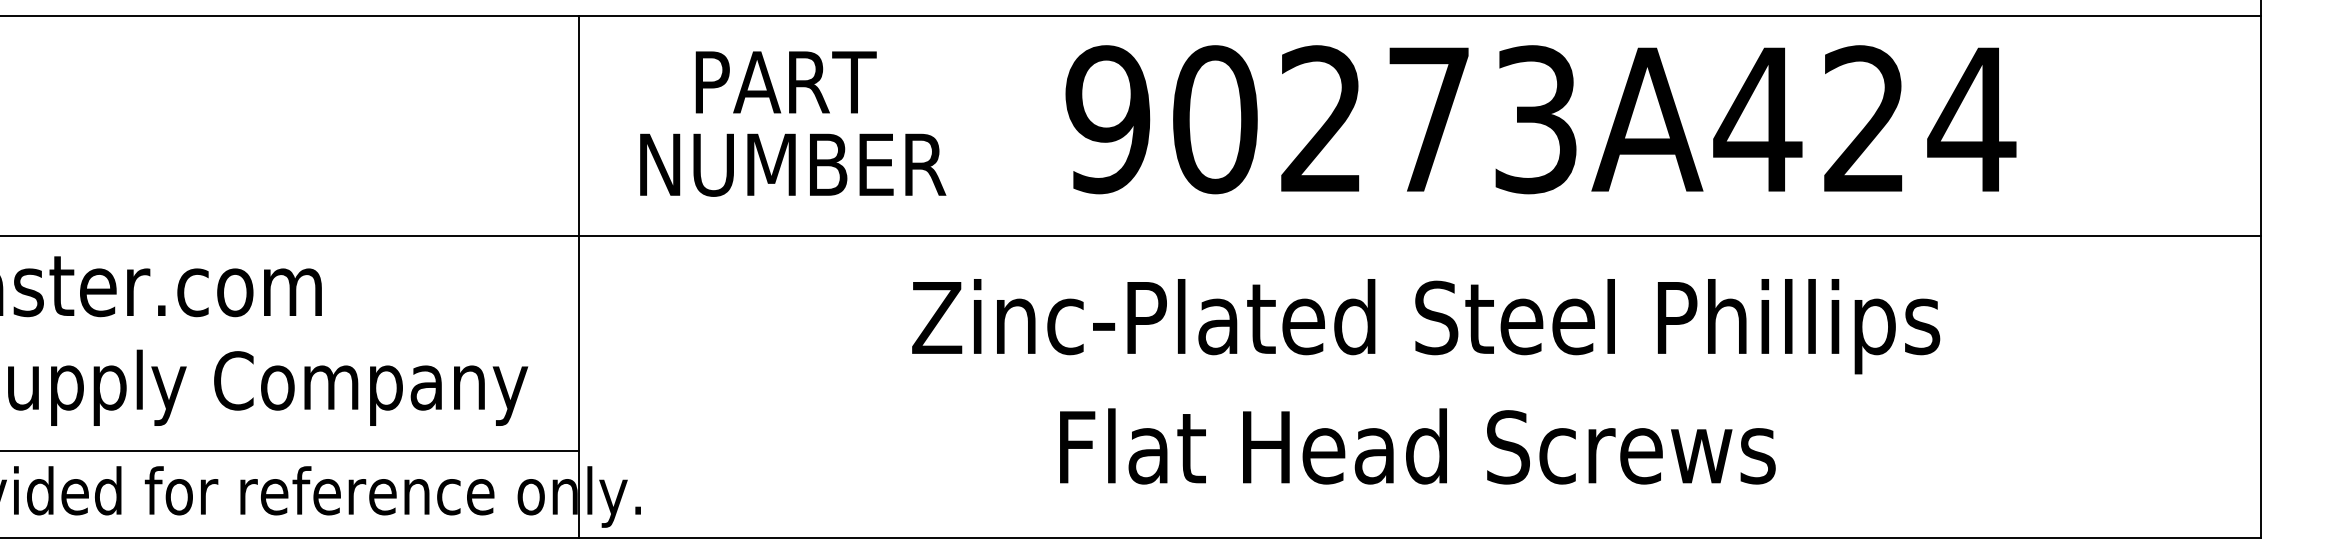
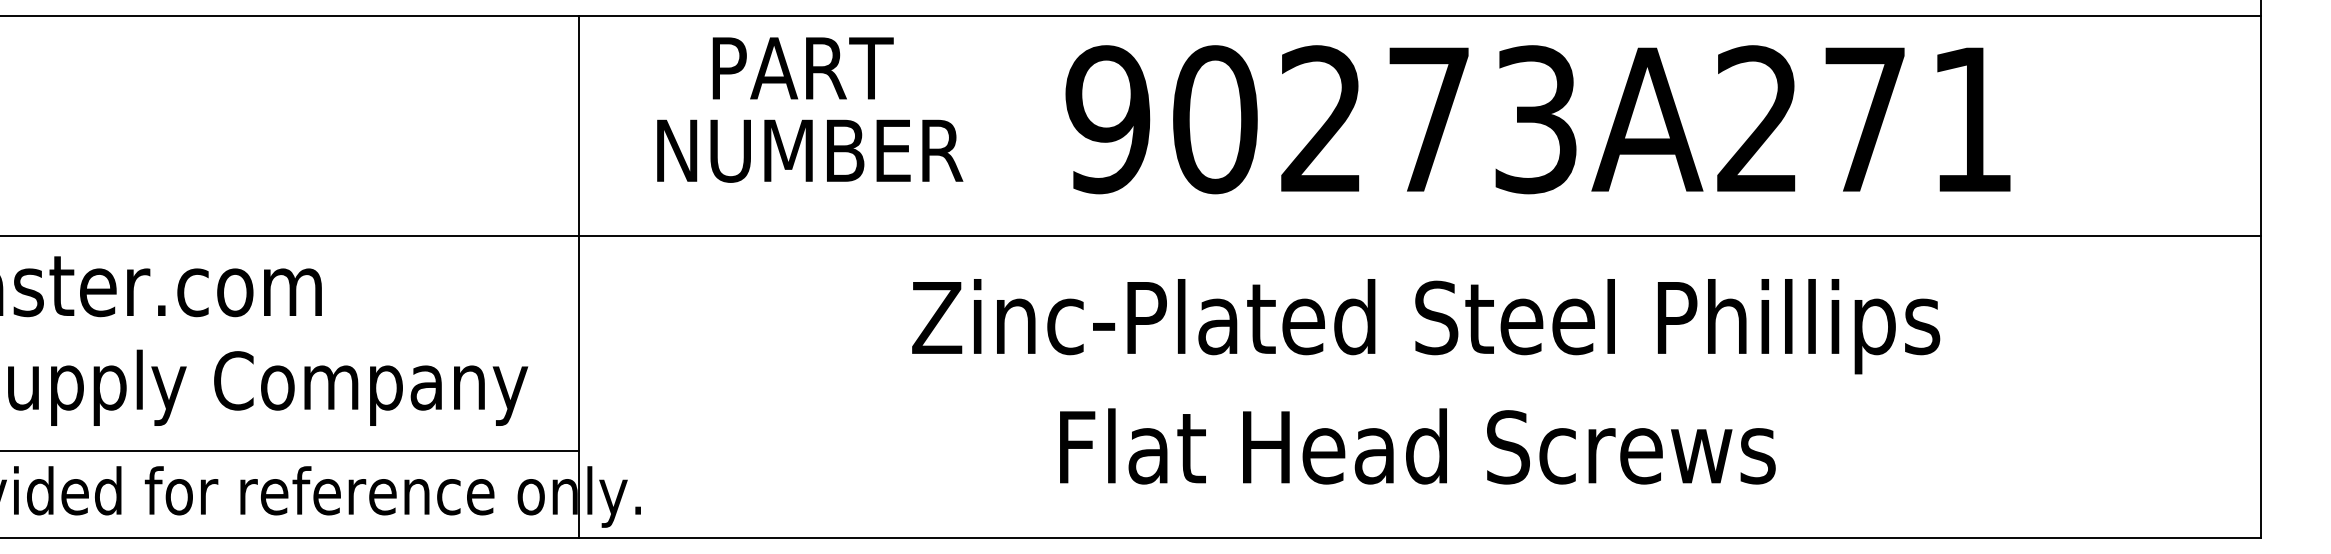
text: 90273A424 -> 90273A271 (1864, 118)
text position: (793, 123) -> (810, 109) (810, 109)
